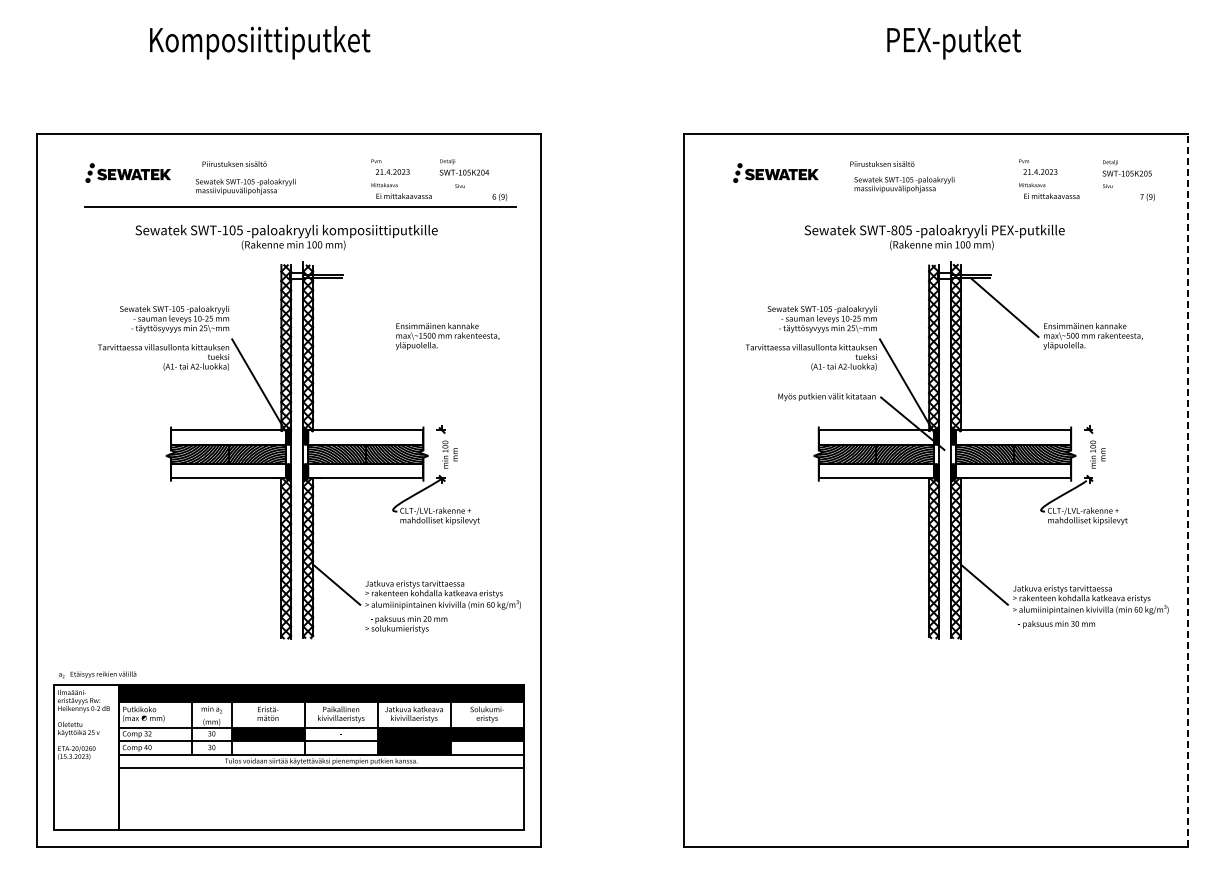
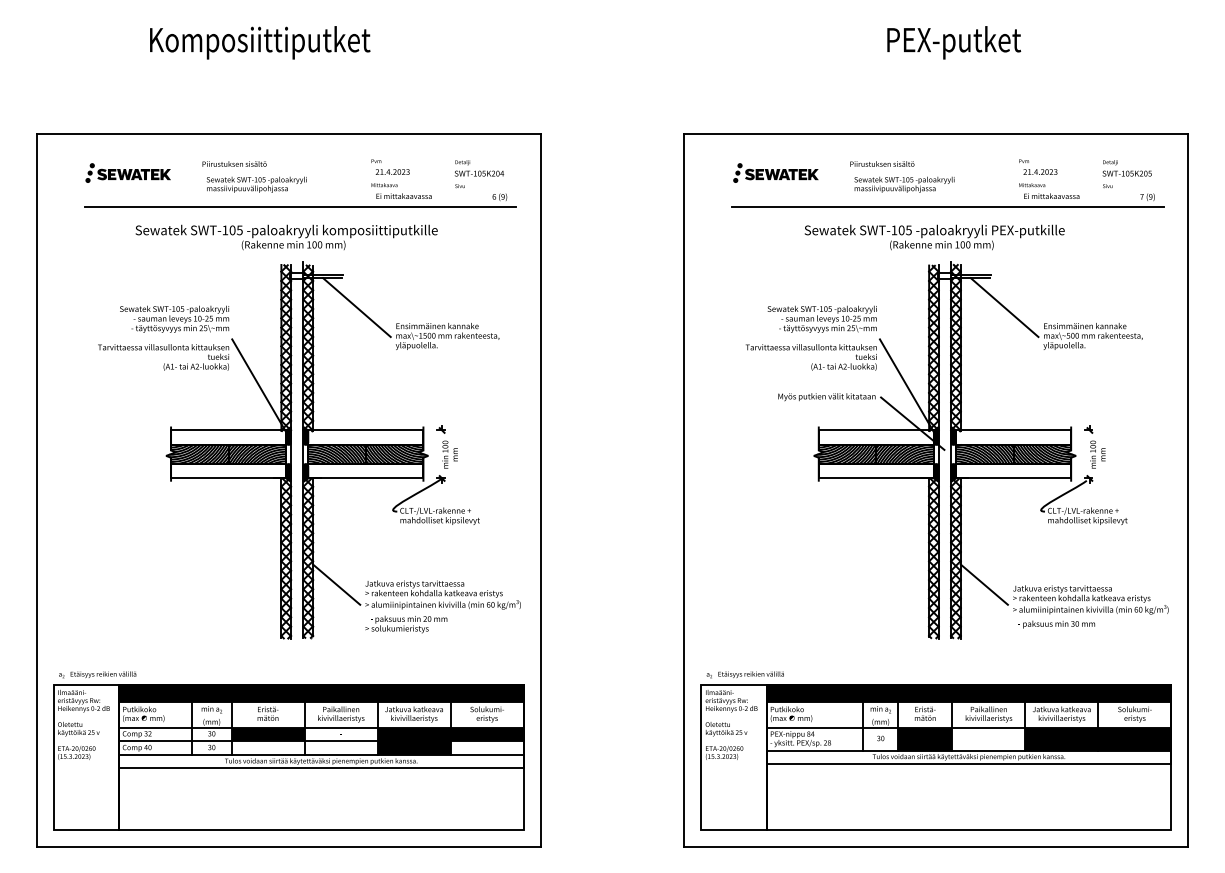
text position: (463, 167) -> (478, 168) (478, 168)
text position: (245, 186) -> (256, 184) (256, 184)
line: none -> present (948, 207)
text: SWT-805 -> SWT-105 (894, 230)
line: none -> present (356, 307)
line: dashed -> solid (1188, 490)
part: none -> present (935, 750)
